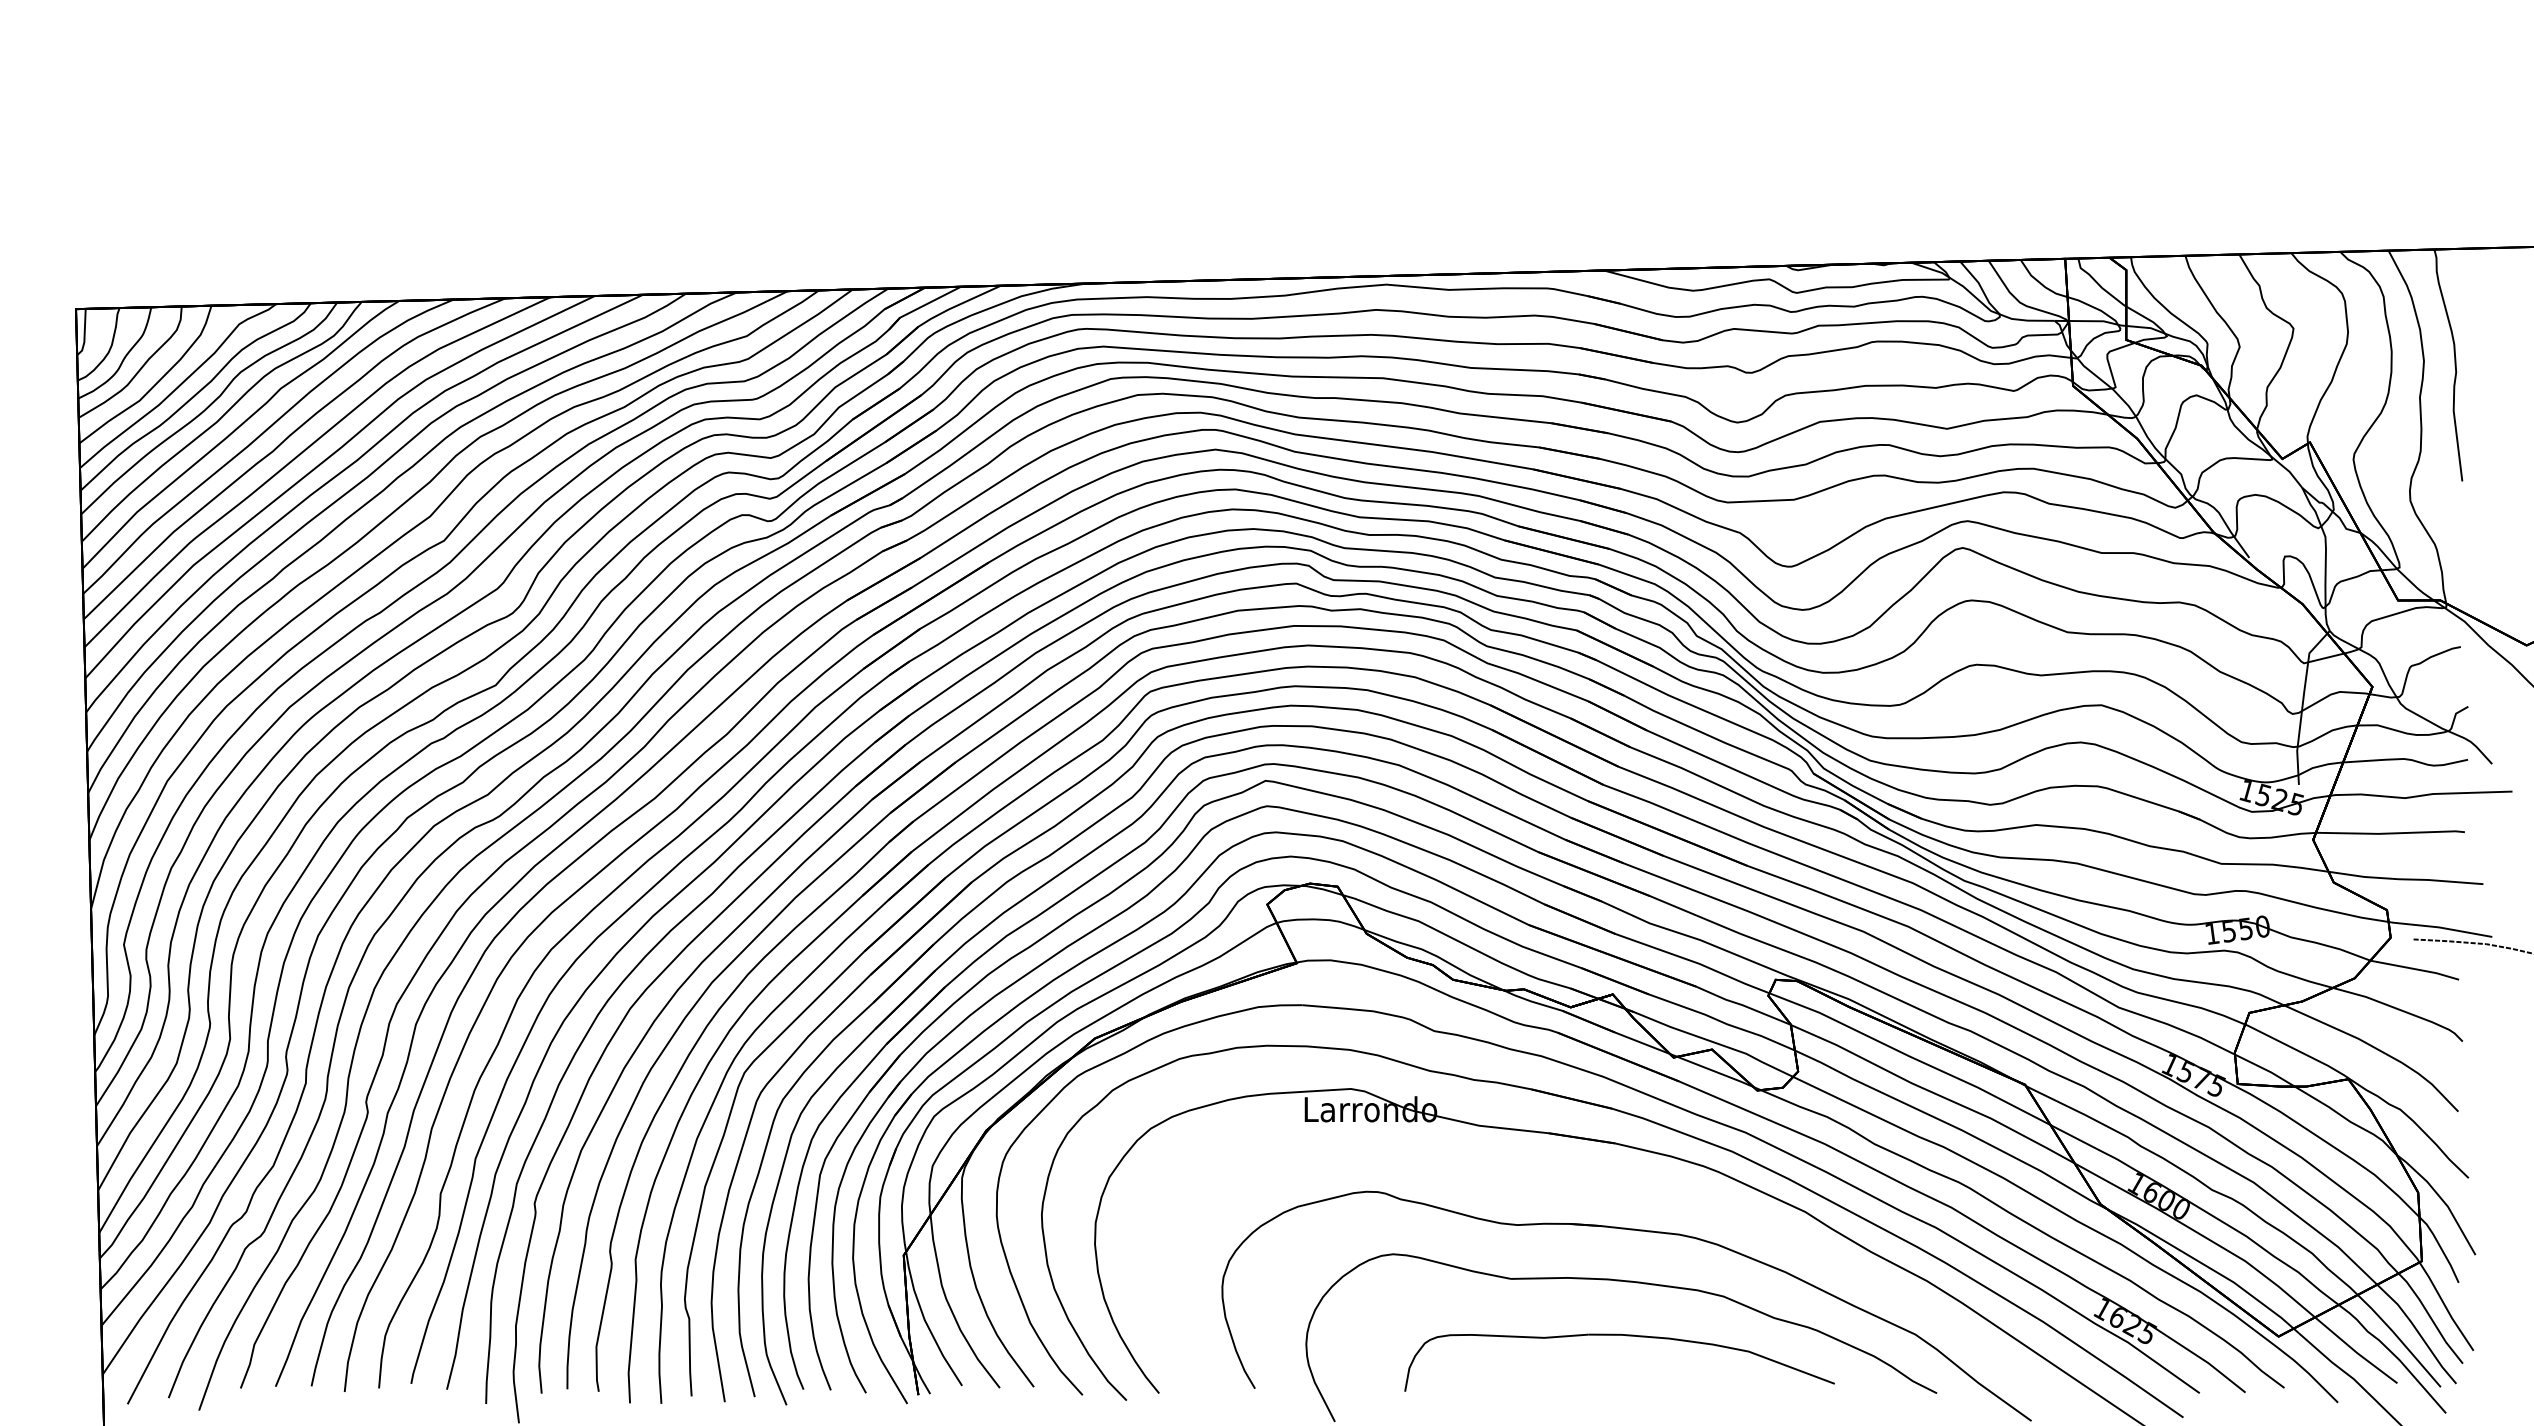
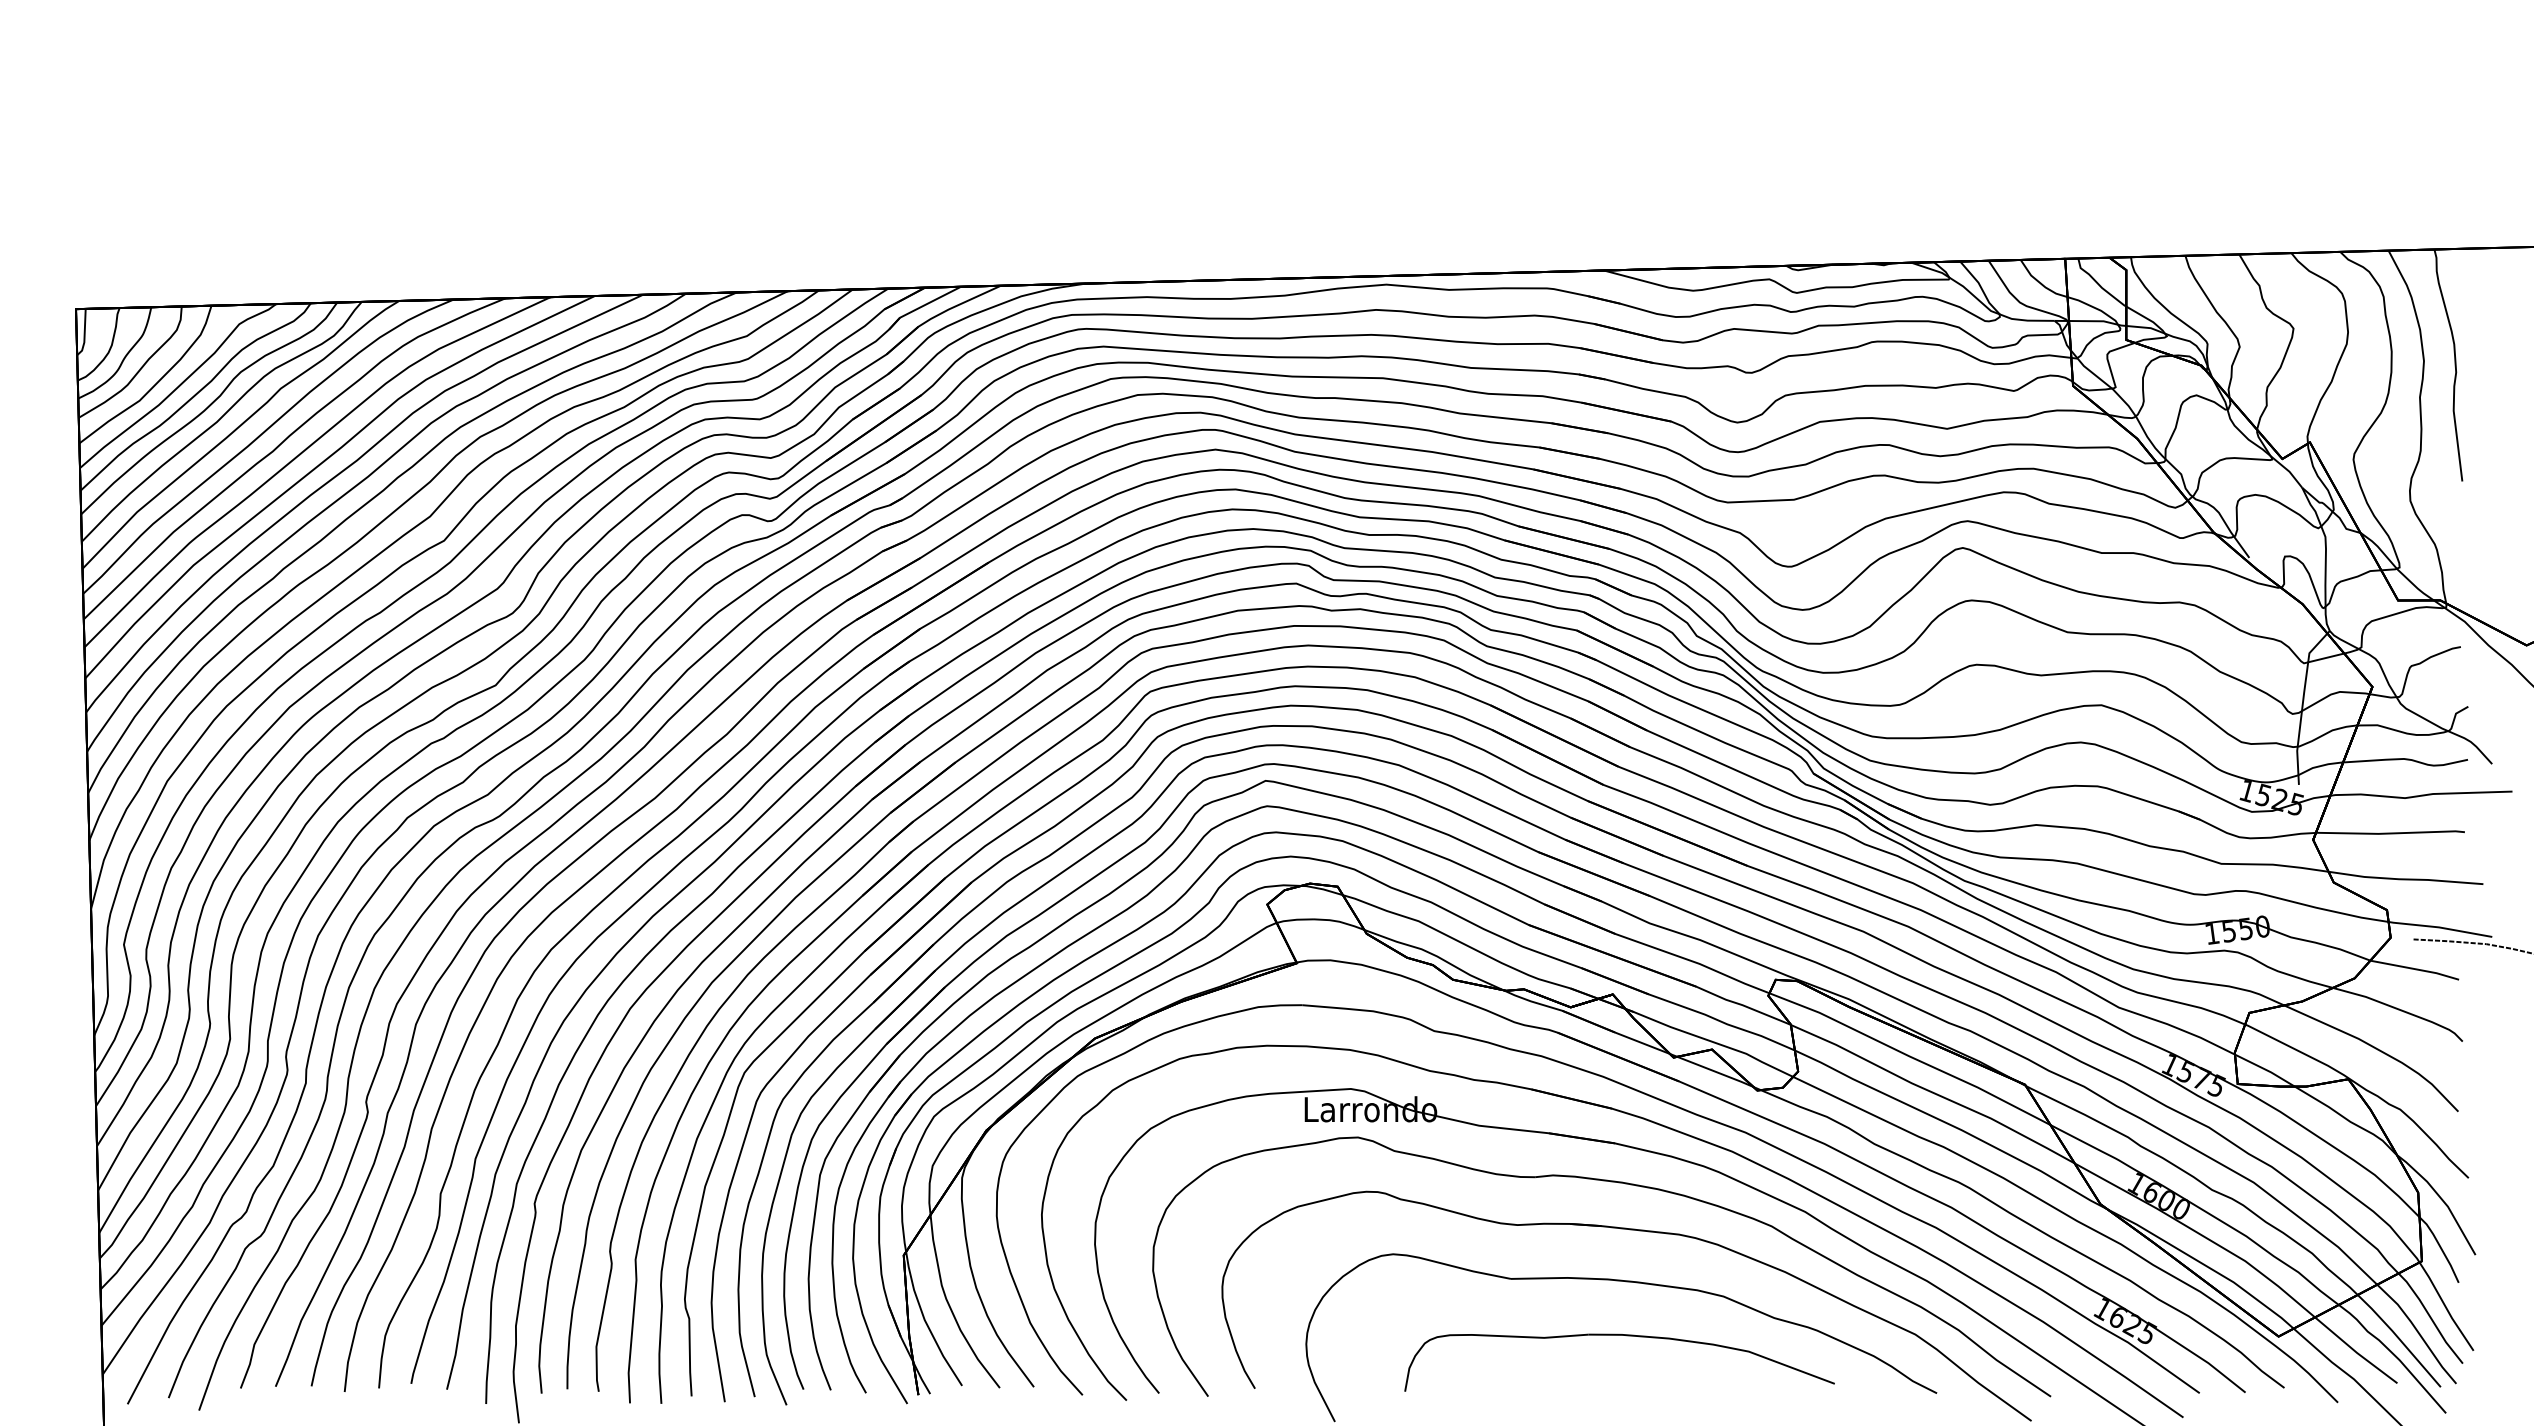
part: none -> present (1610, 1182)
